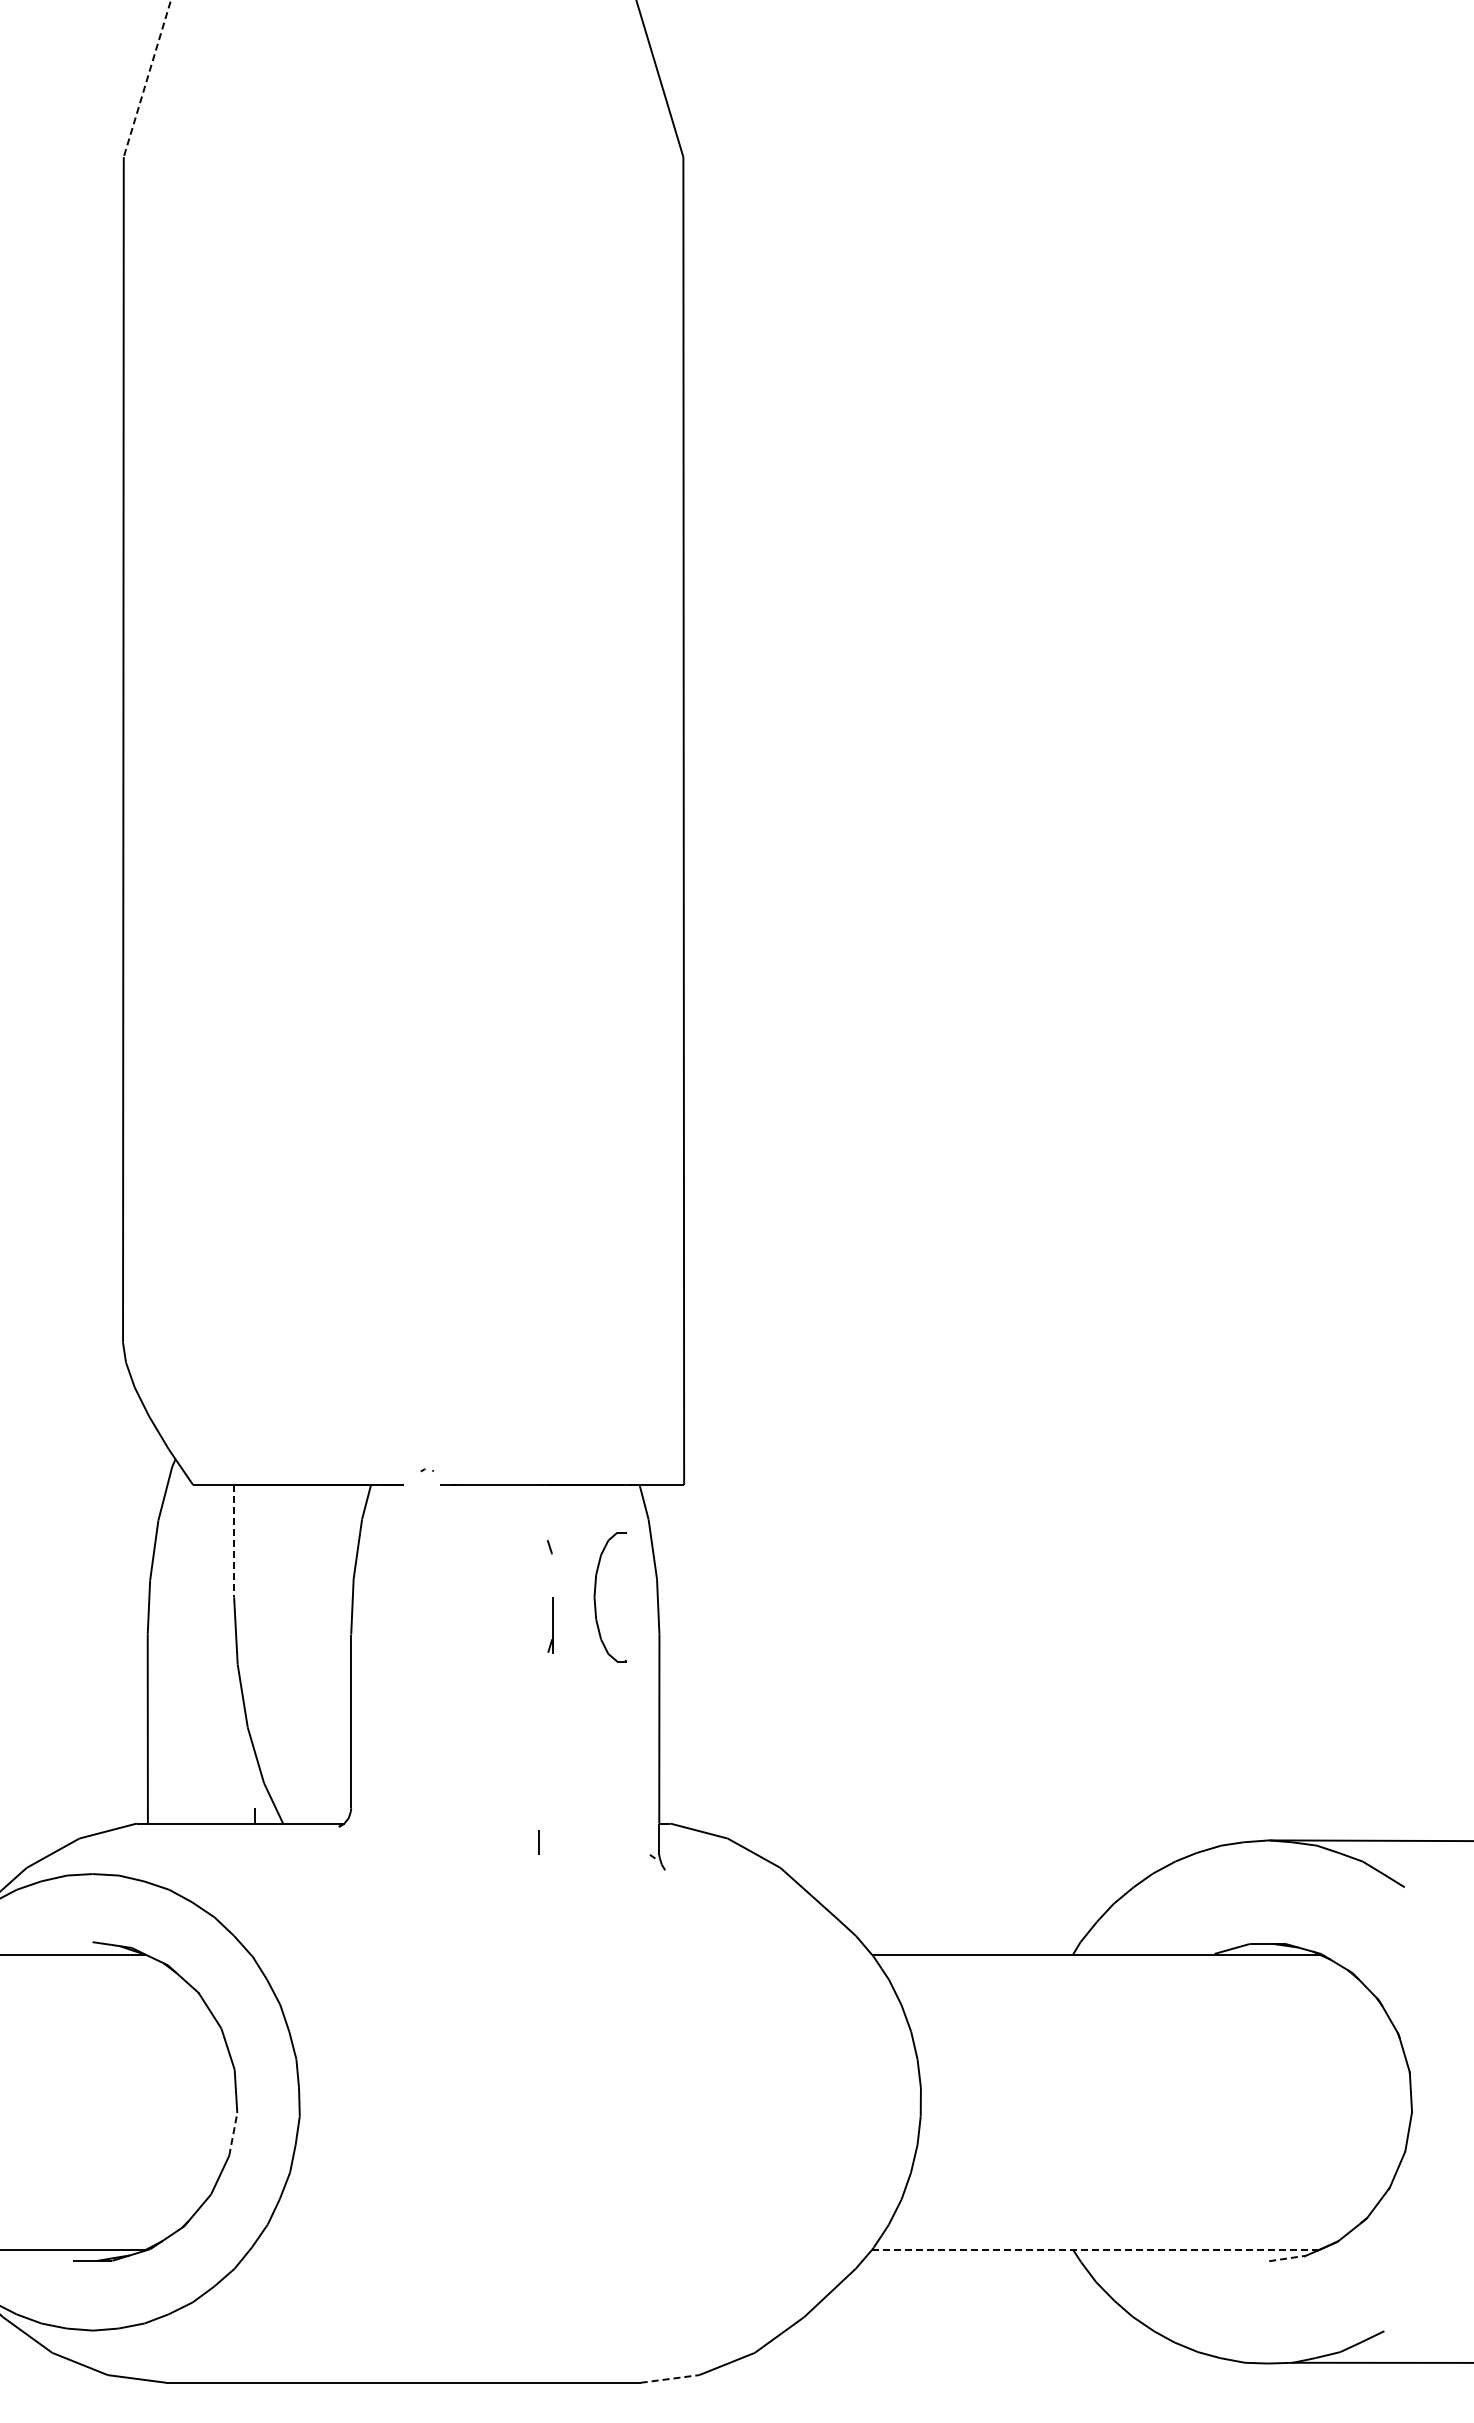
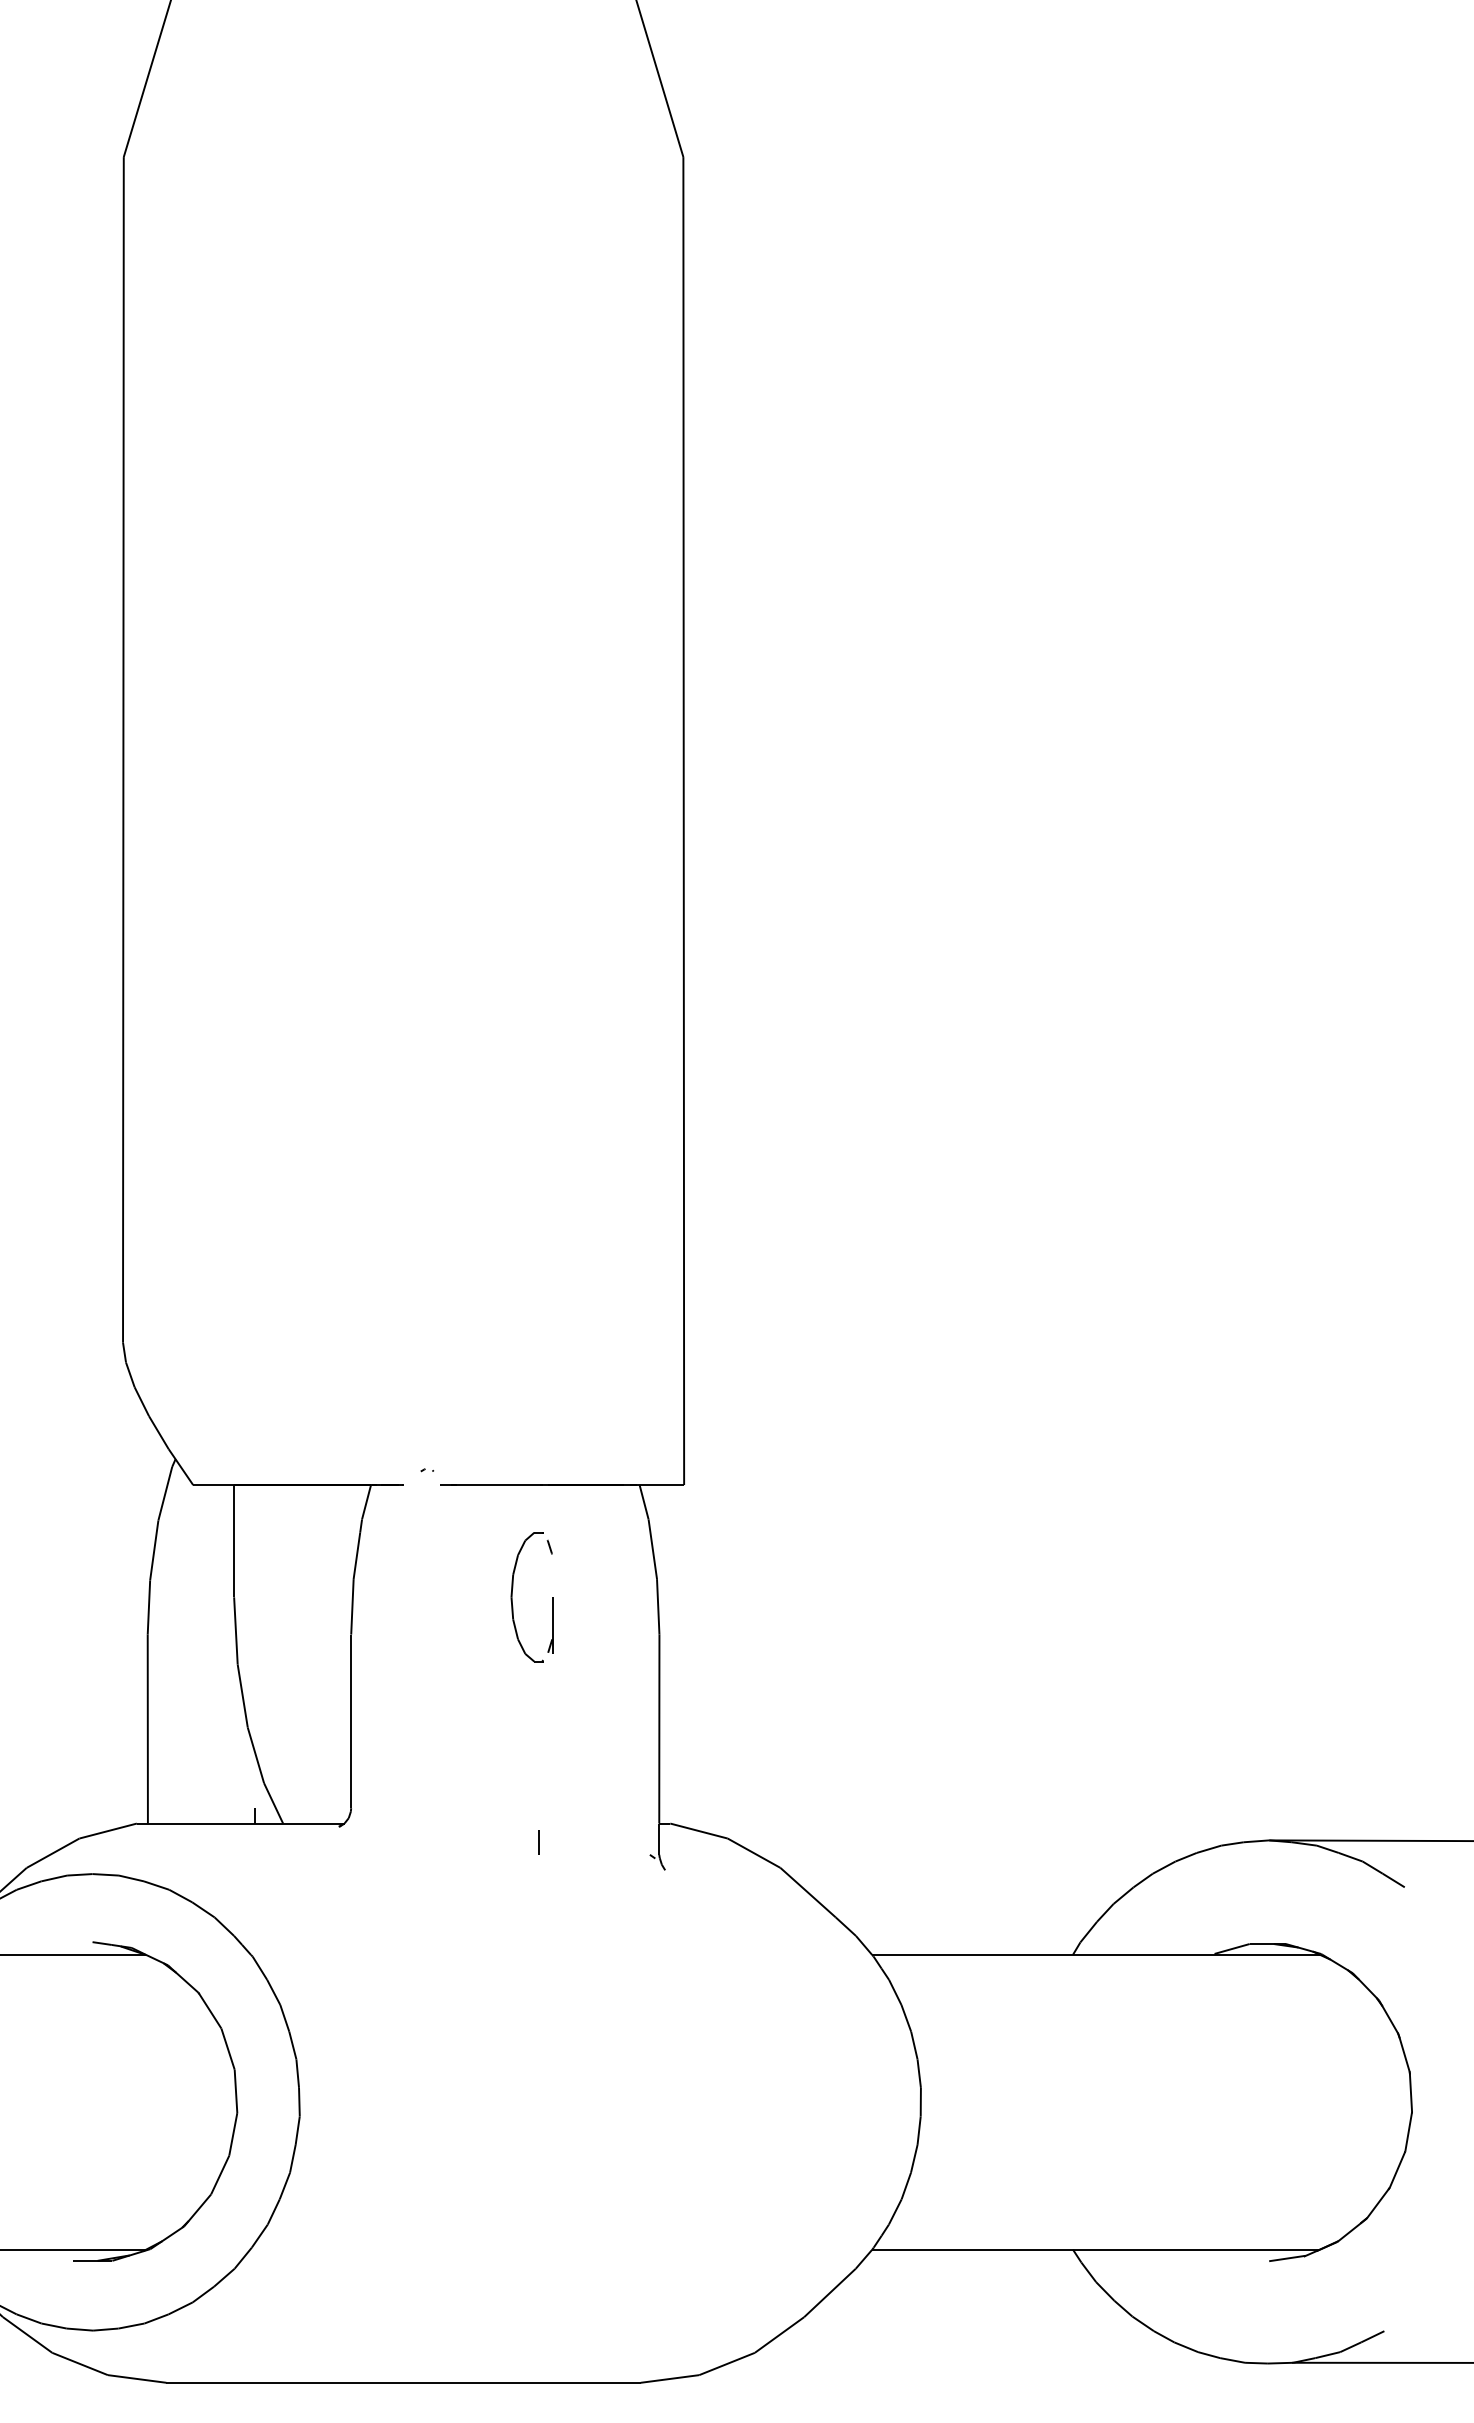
line: dashed -> solid (147, 78)
line: dashed -> solid (234, 1541)
part position: (595, 1597) -> (512, 1597) (512, 1597)
line: dashed -> solid (233, 2134)
line: dashed -> solid (1096, 2249)
line: dashed -> solid (1287, 2258)
line: dashed -> solid (670, 2378)
